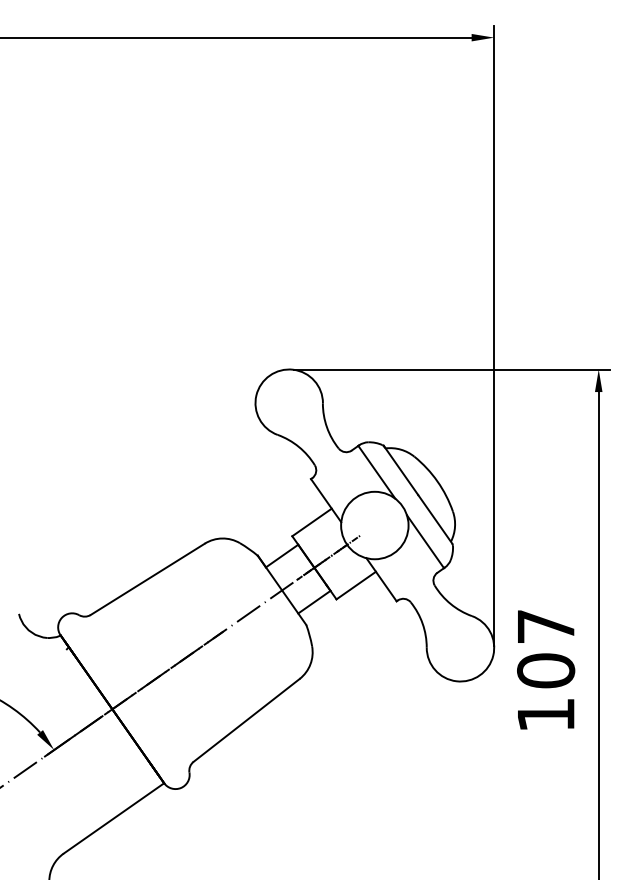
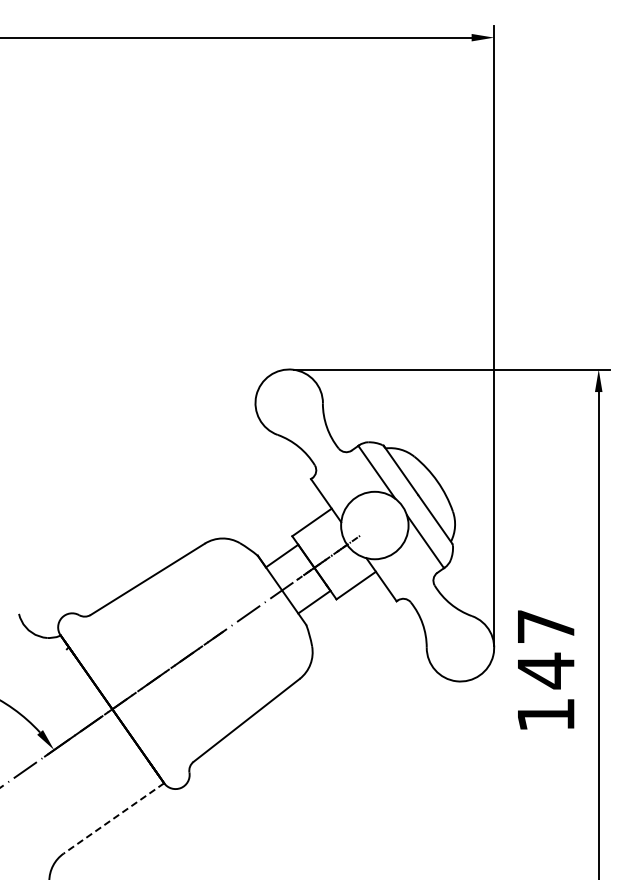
text: 107 -> 147 (546, 670)
line: solid -> dashed (113, 818)
